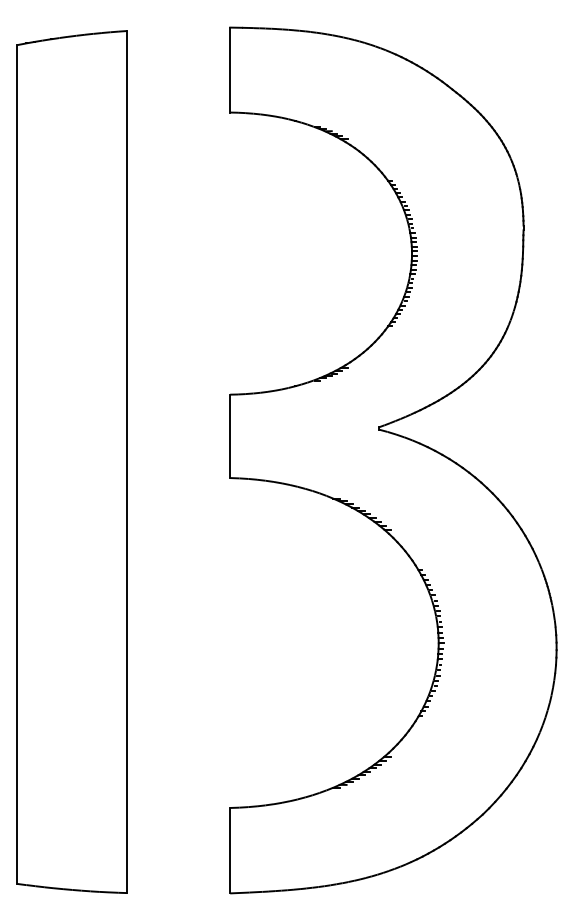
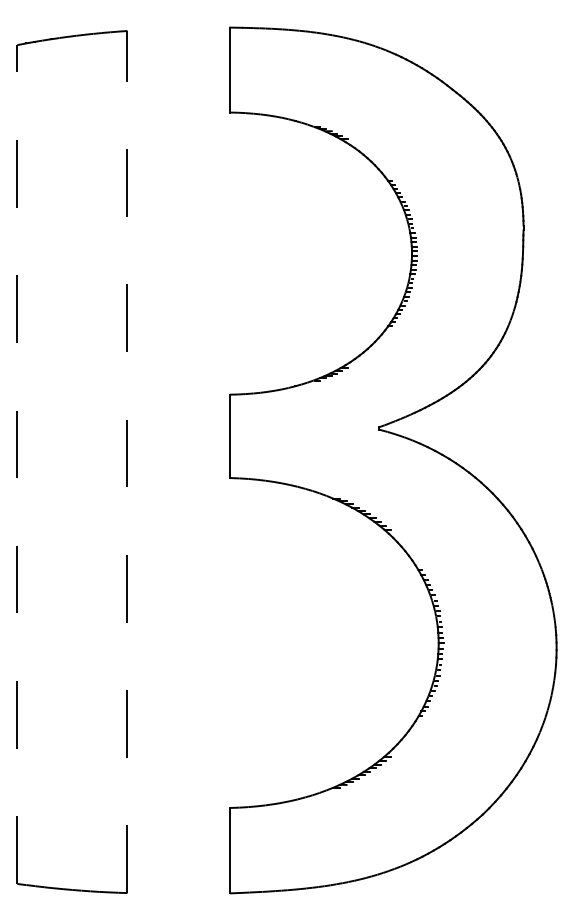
line: solid -> dashed (127, 461)
line: solid -> dashed (17, 464)
